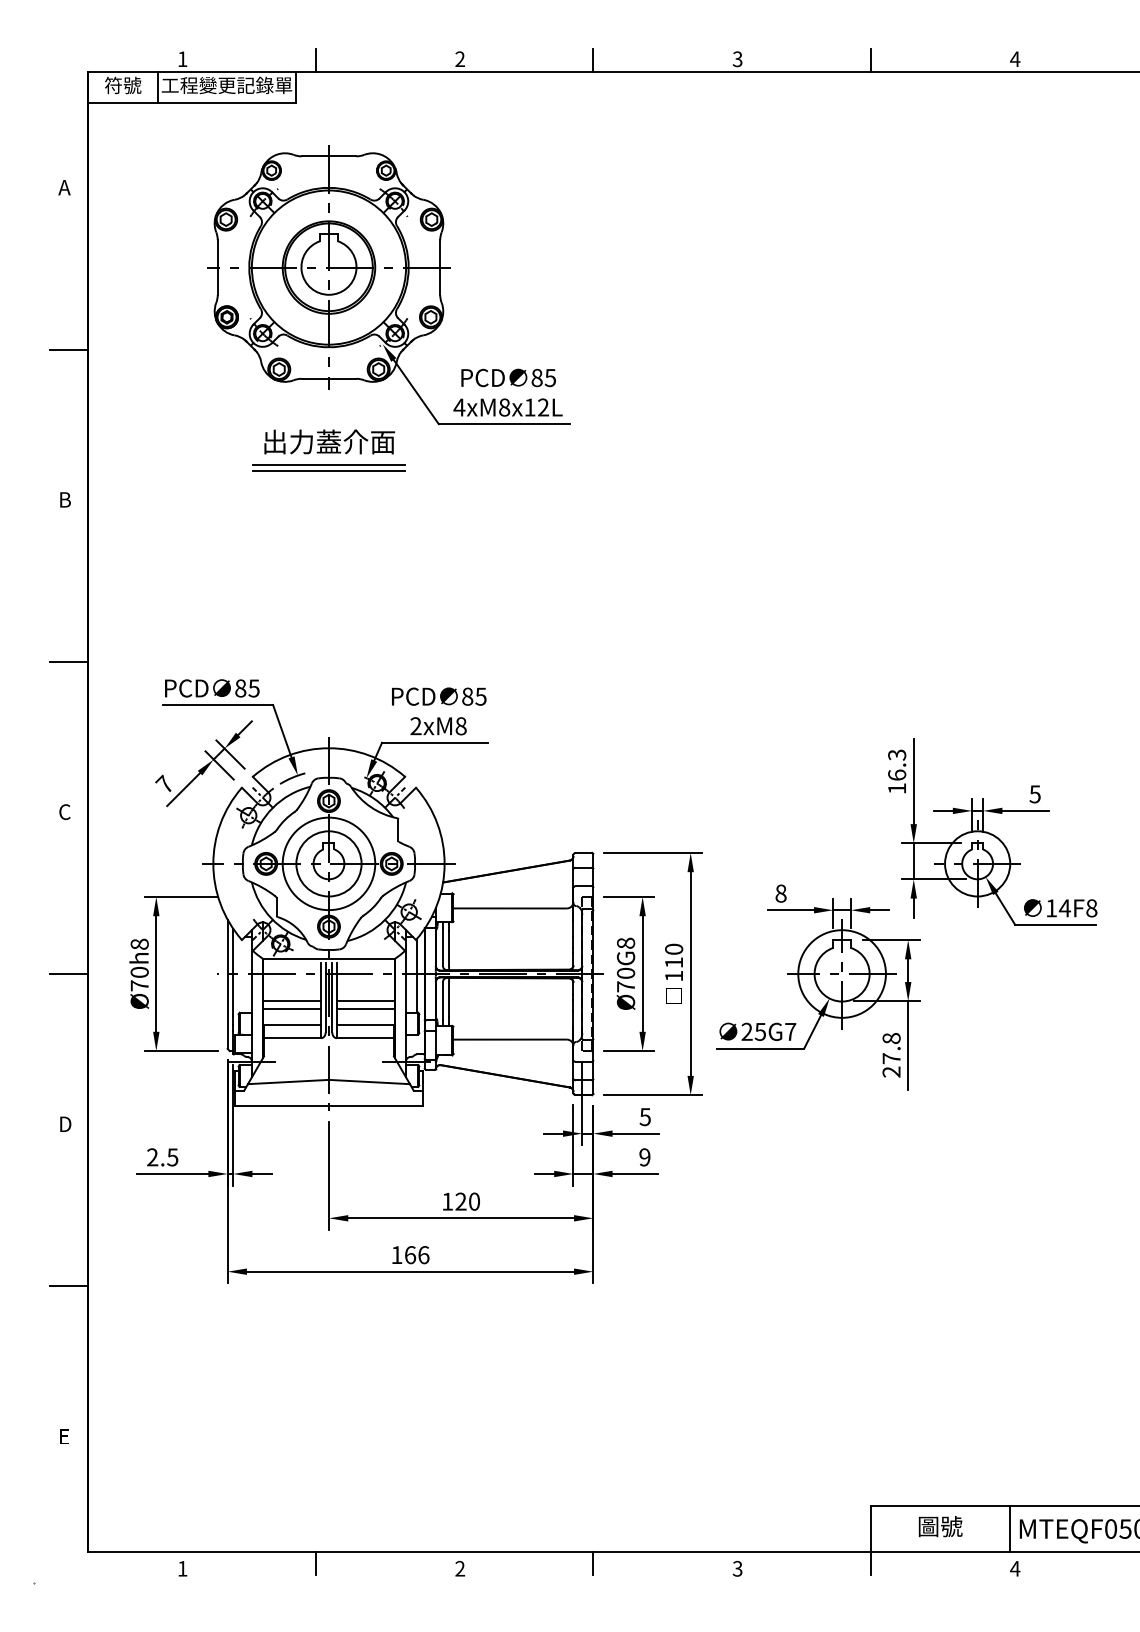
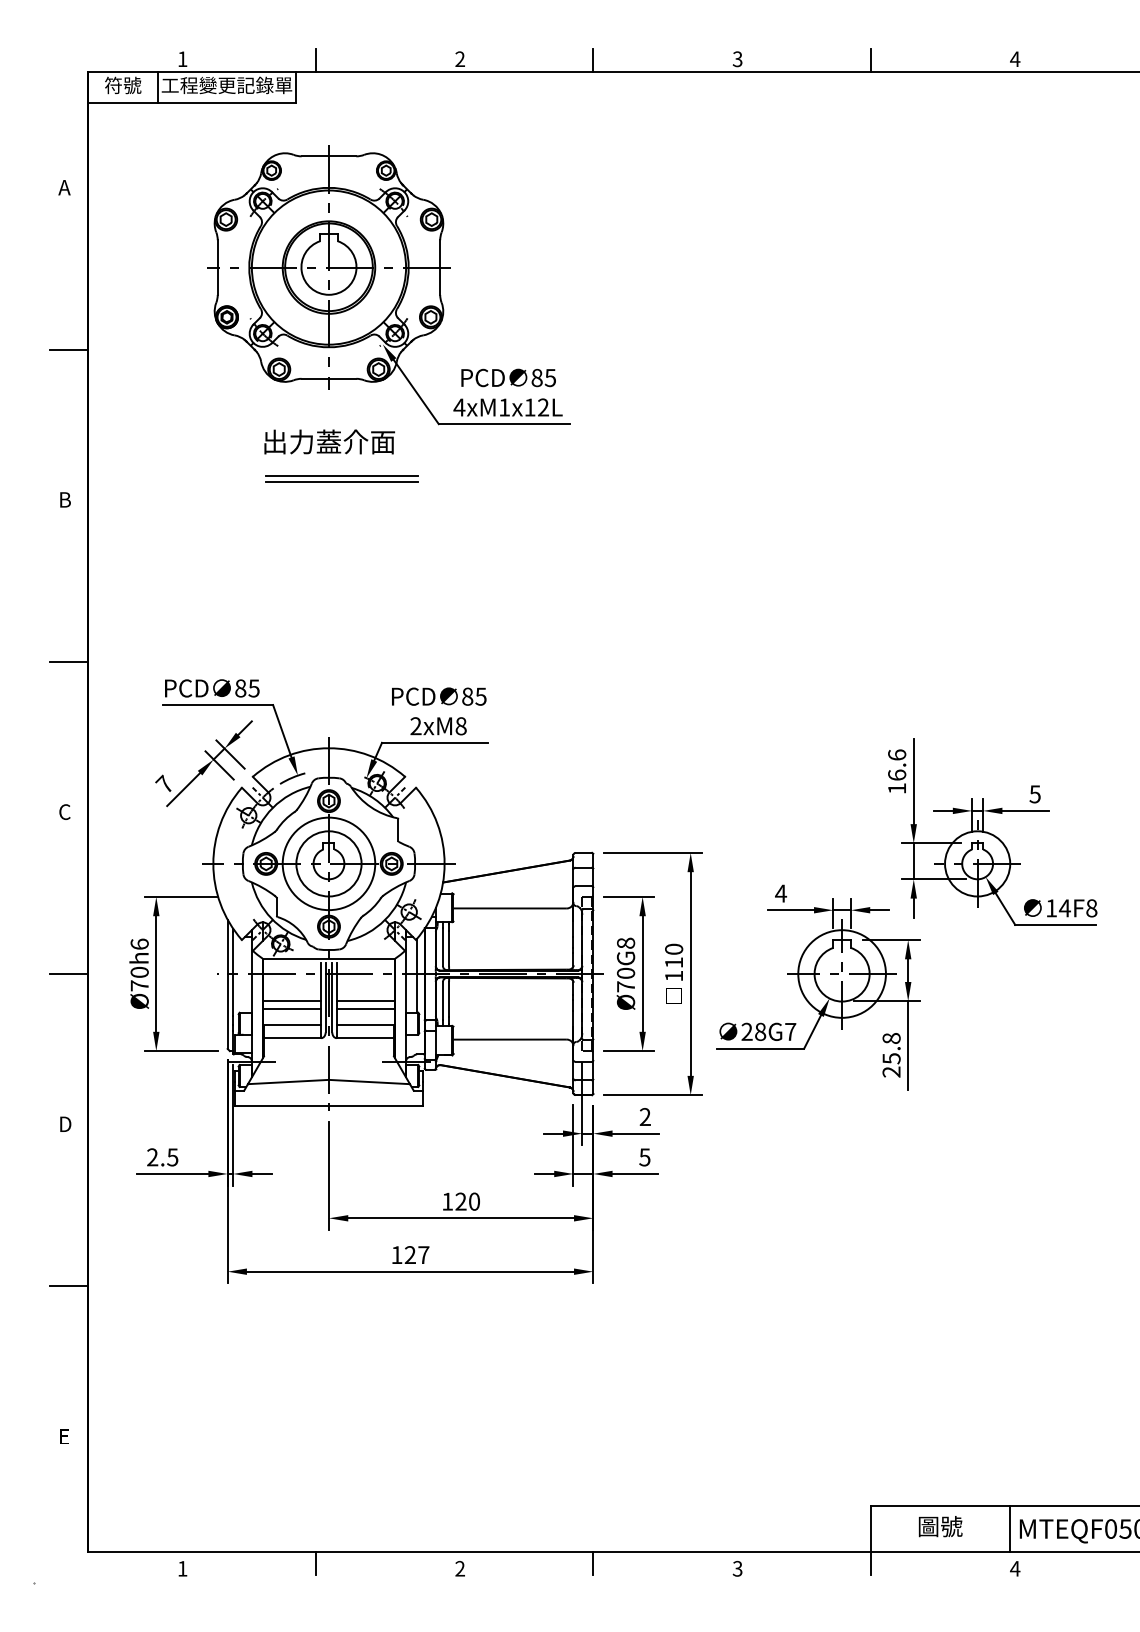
text: 4xM8x12L -> 4xM1x12L (504, 407)
part position: (328, 467) -> (341, 478) (341, 478)
text: 16.3 -> 16.6 (897, 754)
text: 8 -> 4 (781, 893)
text: Ø70h8 -> Ø70h6 (139, 943)
text: 25G7 -> 28G7 (760, 1031)
text: 27.8 -> 25.8 (891, 1058)
text: 5 -> 2 (644, 1117)
text: 9 -> 5 (644, 1157)
text: 166 -> 127 (416, 1255)
